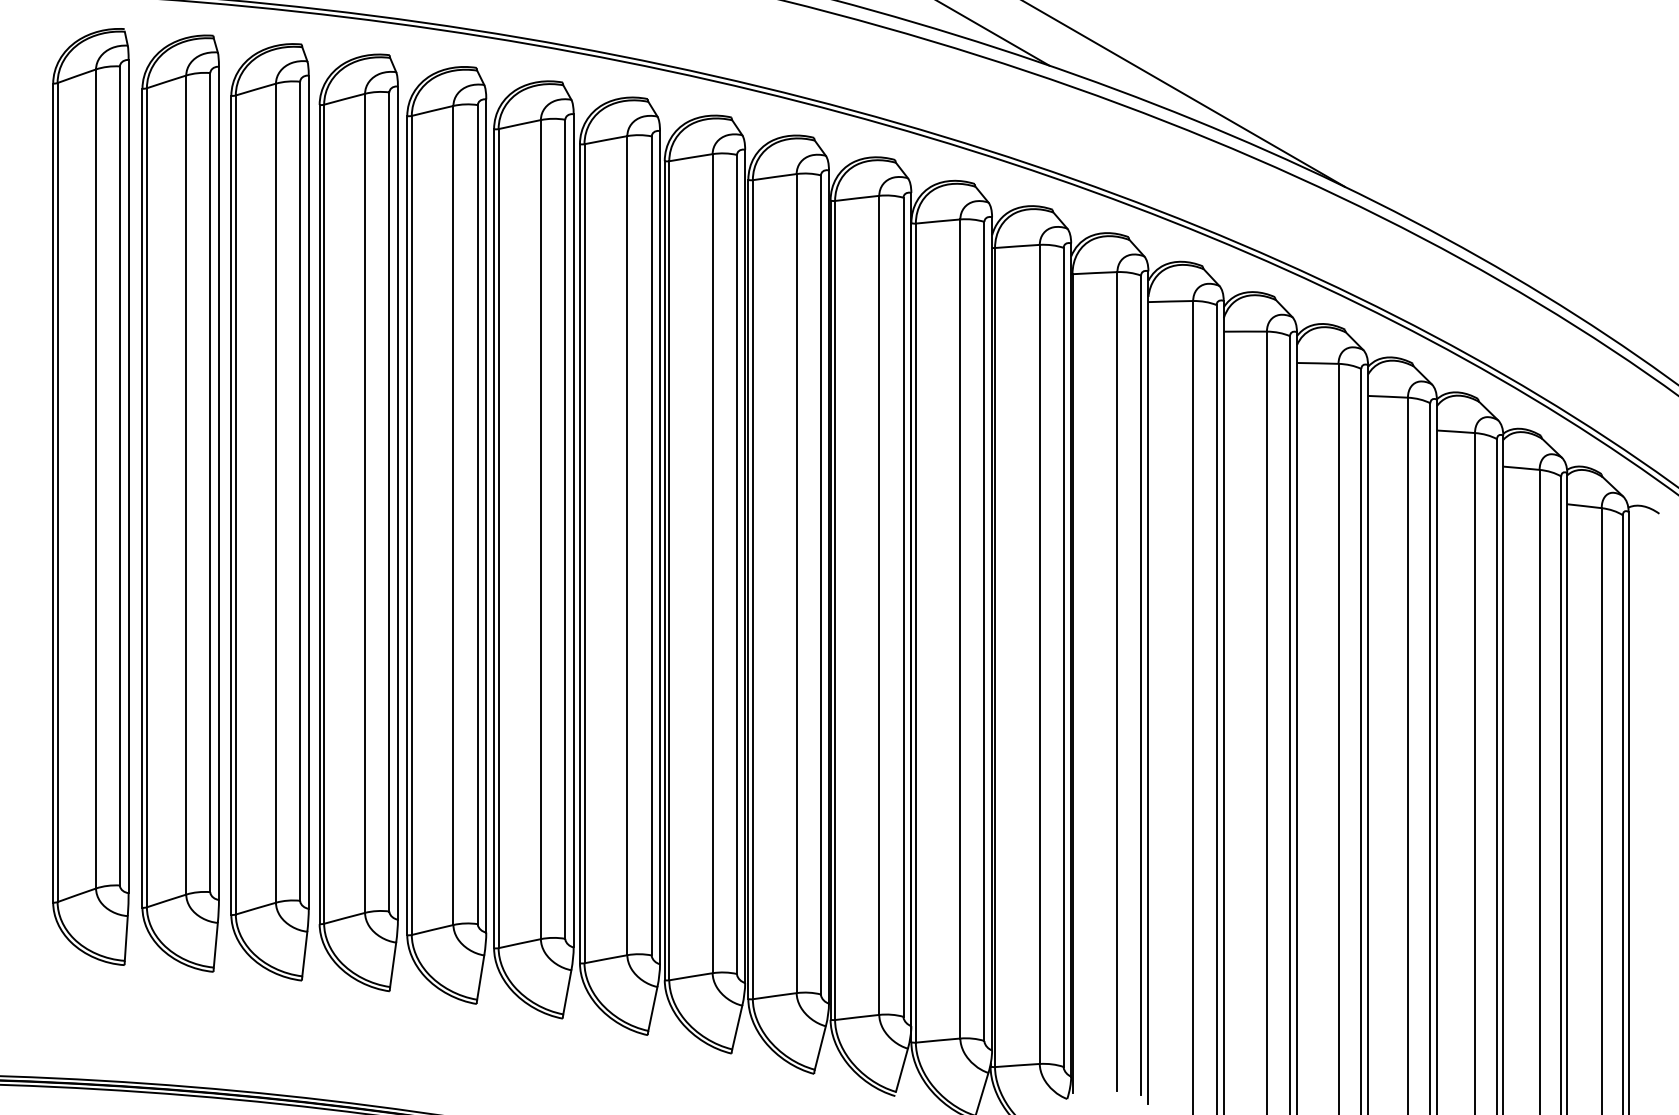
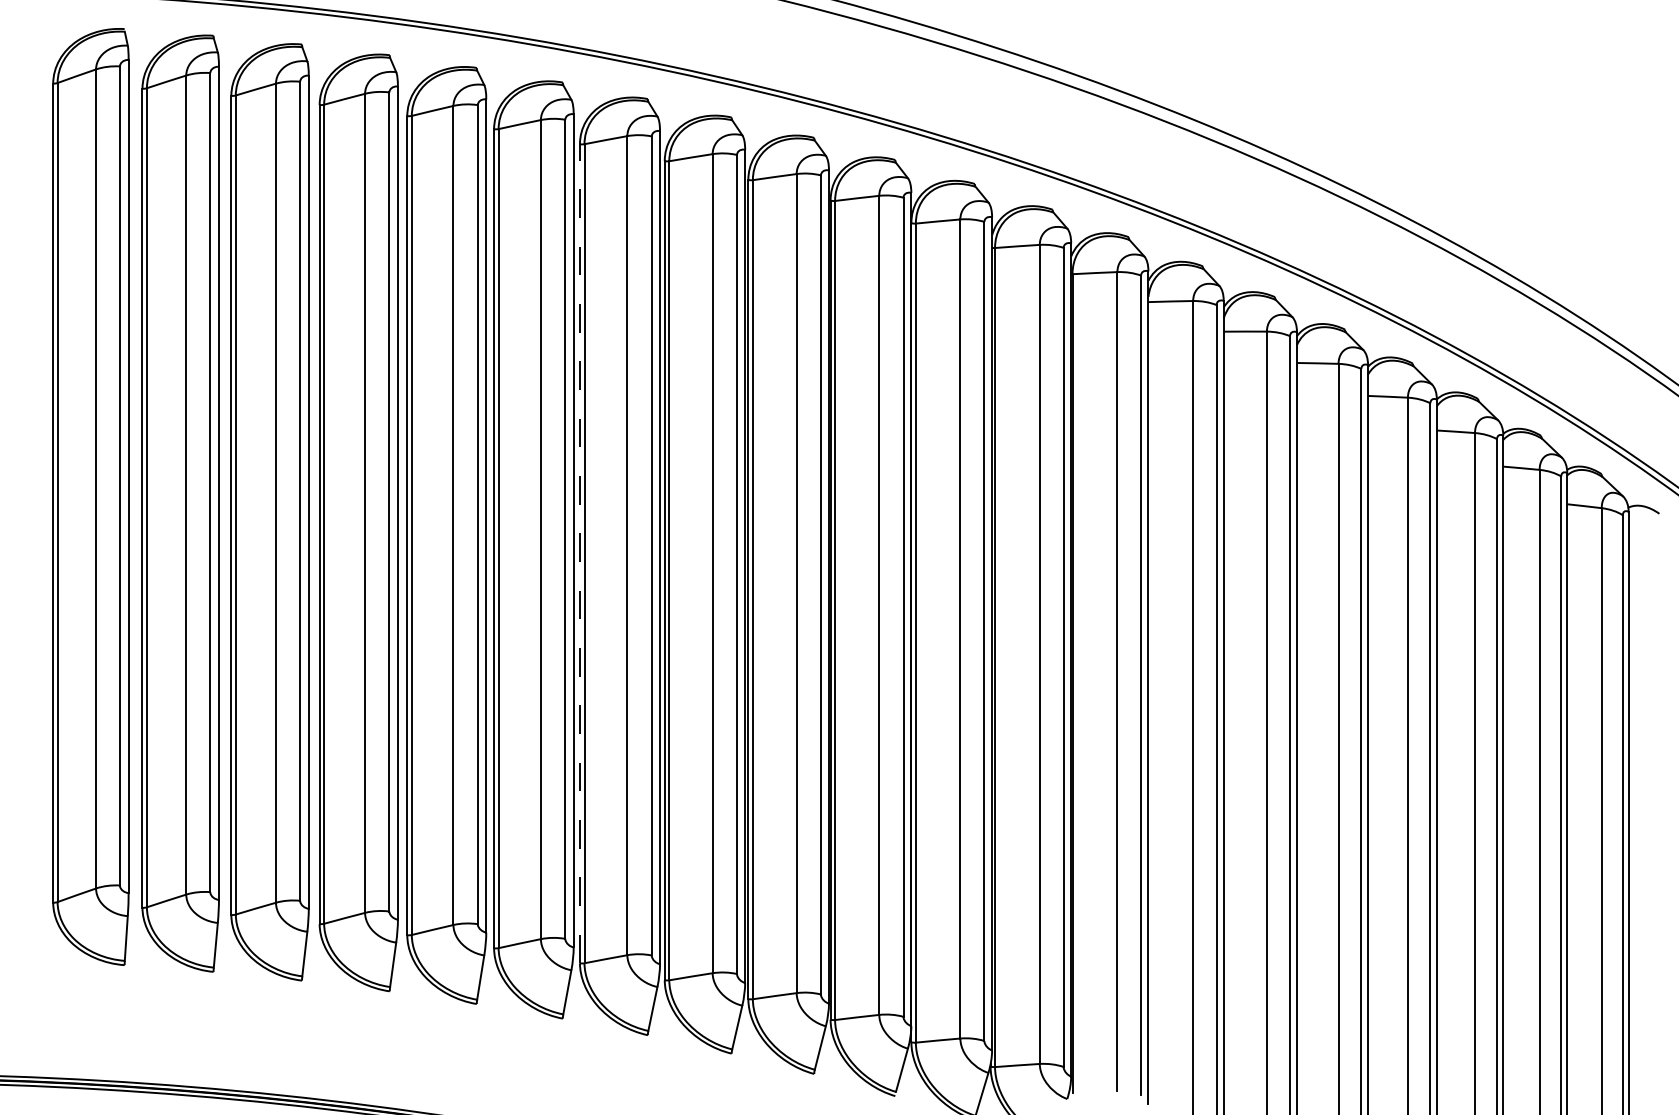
line: present -> none (994, 33)
line: present -> none (1184, 94)
line: solid -> dashed (579, 553)
